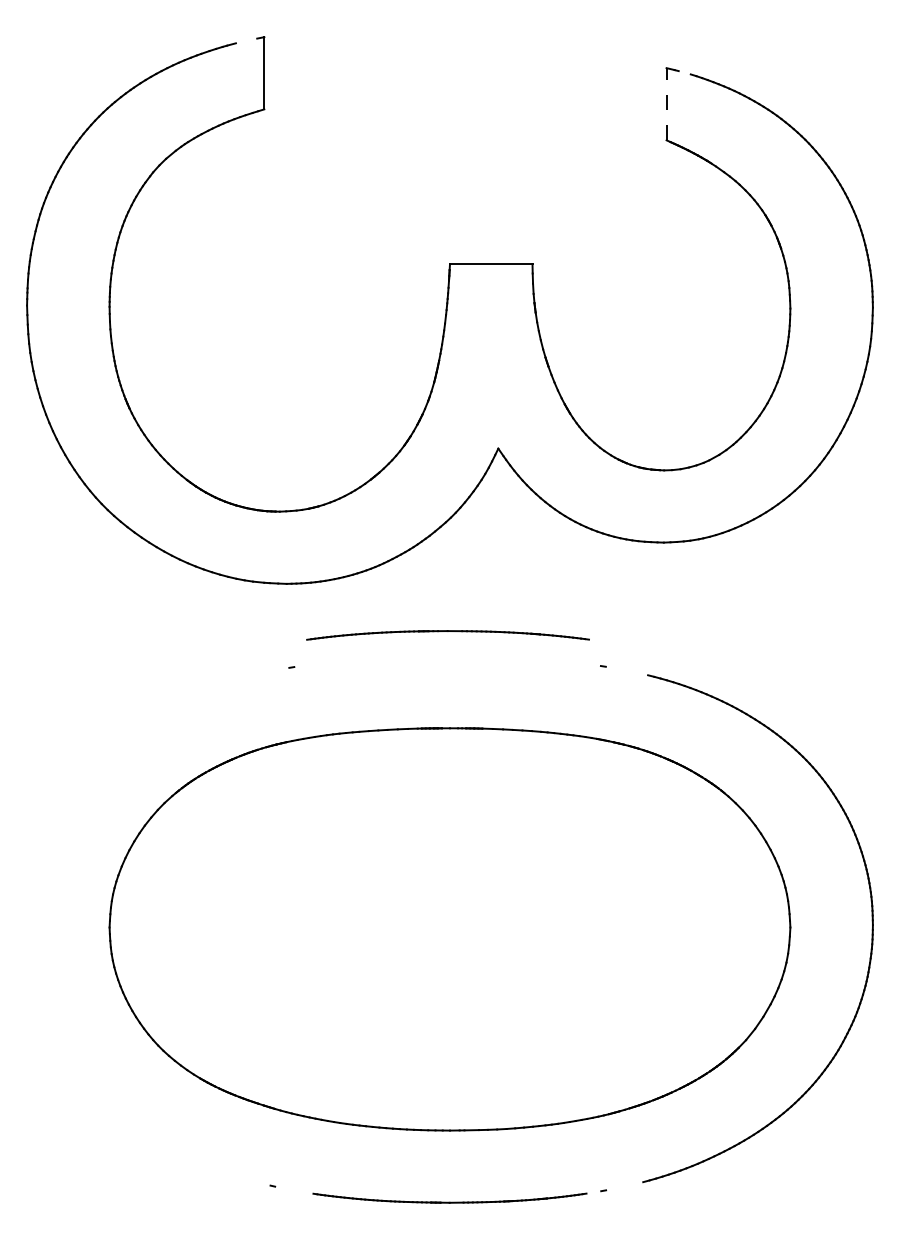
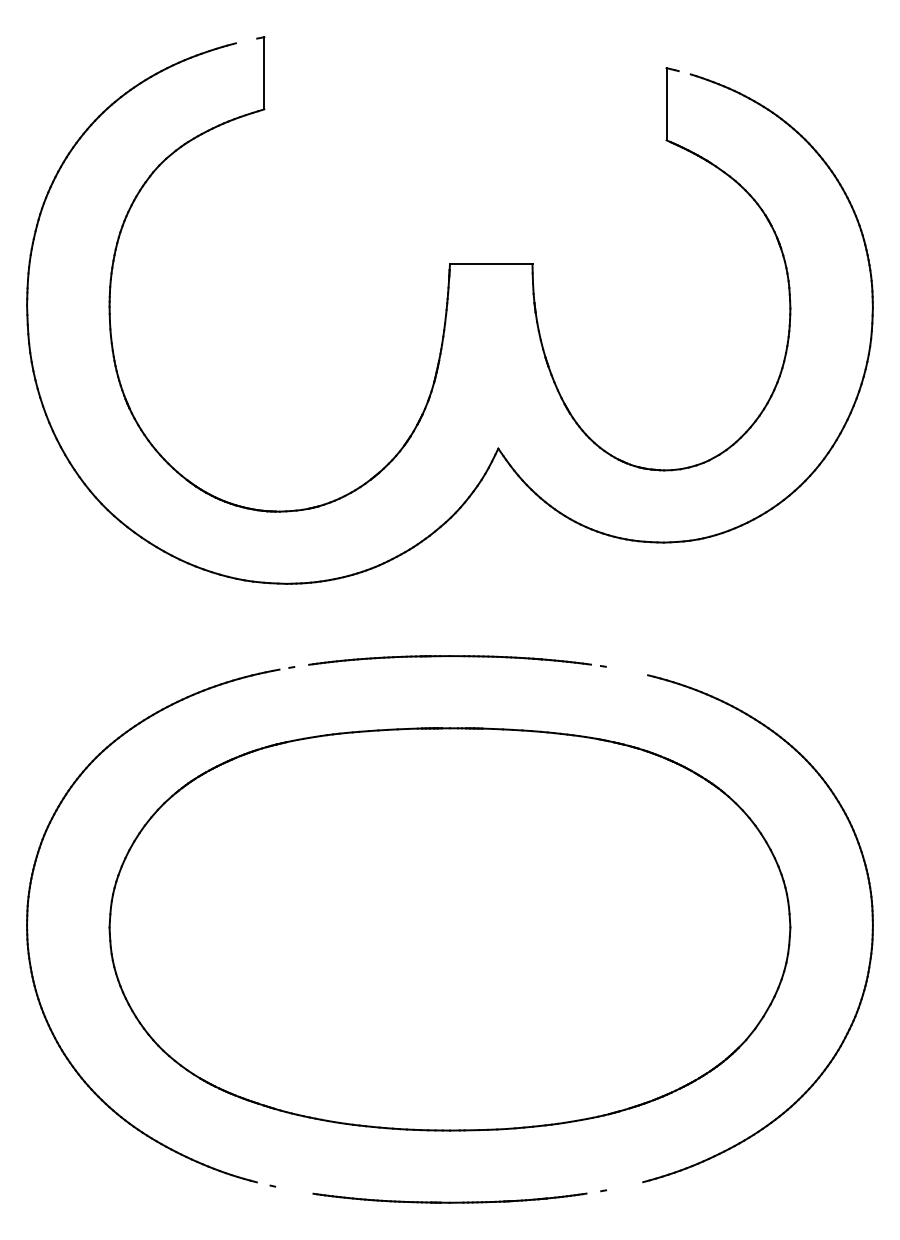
line: dashed -> solid (666, 103)
part position: (447, 635) -> (449, 660) (449, 660)
part: none -> present (28, 921)
